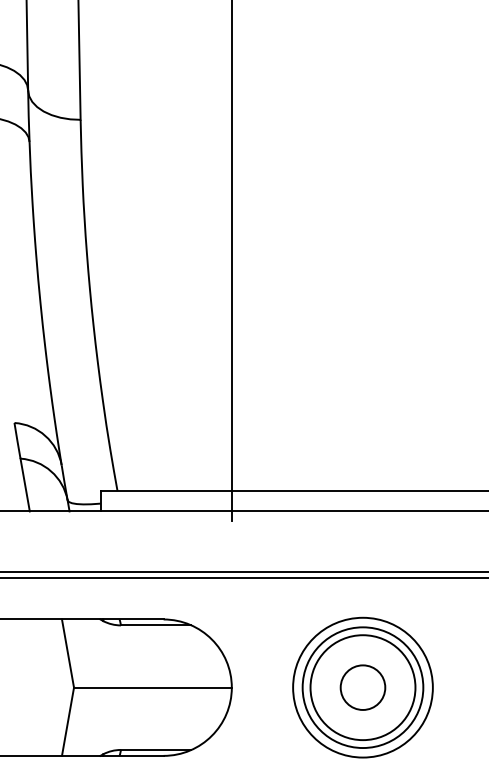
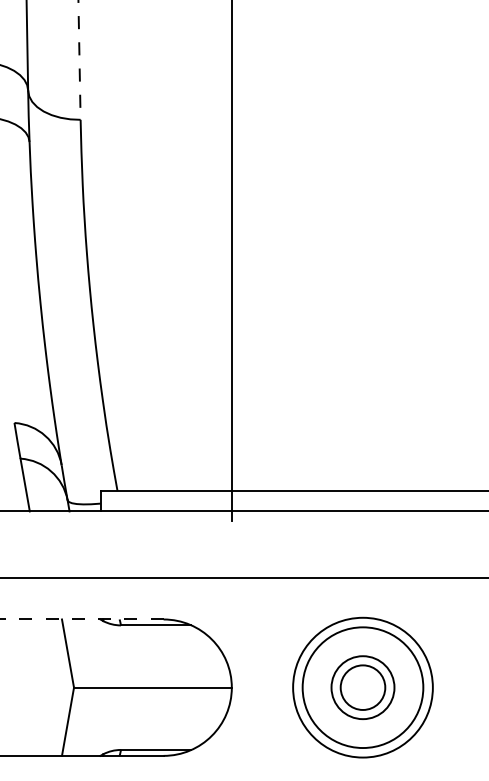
line: solid -> dashed (79, 60)
line: present -> none (243, 572)
line: solid -> dashed (81, 619)
circle diameter: 105 px -> 63 px (362, 687)
